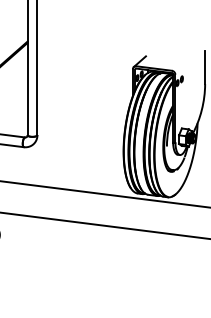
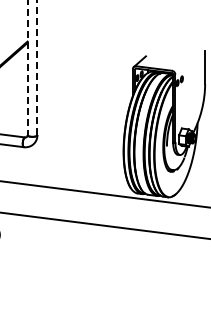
line: solid -> dashed (37, 67)
line: solid -> dashed (27, 68)
